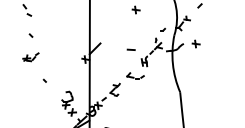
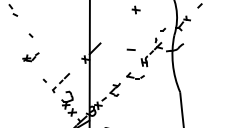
part position: (27, 10) -> (13, 10) (13, 10)
part: present -> none (195, 43)
part: none -> present (61, 83)
